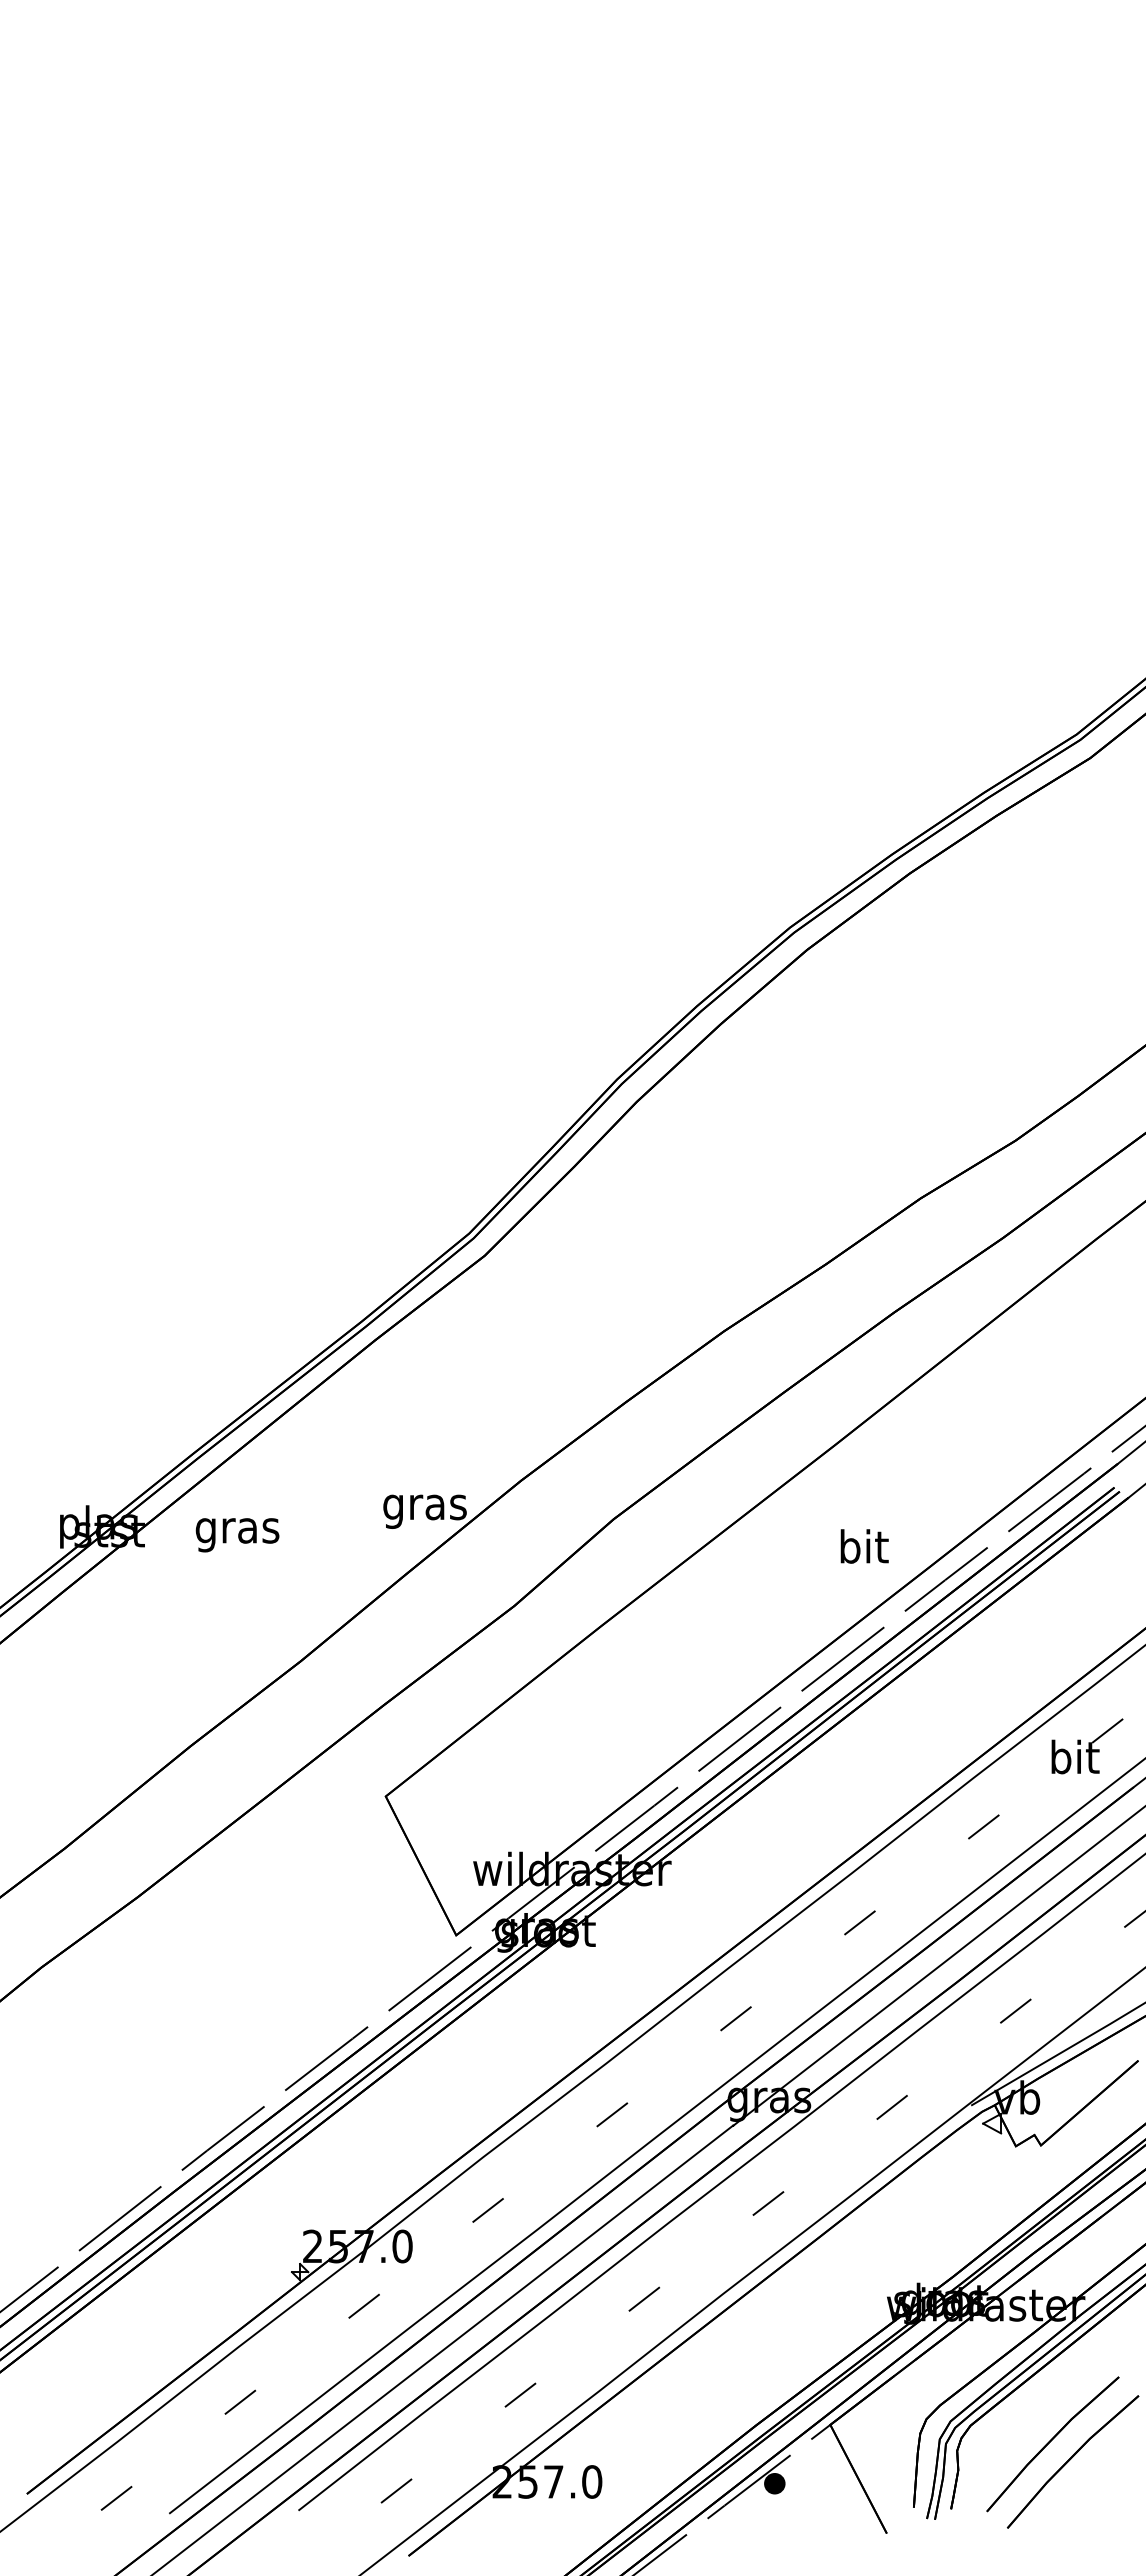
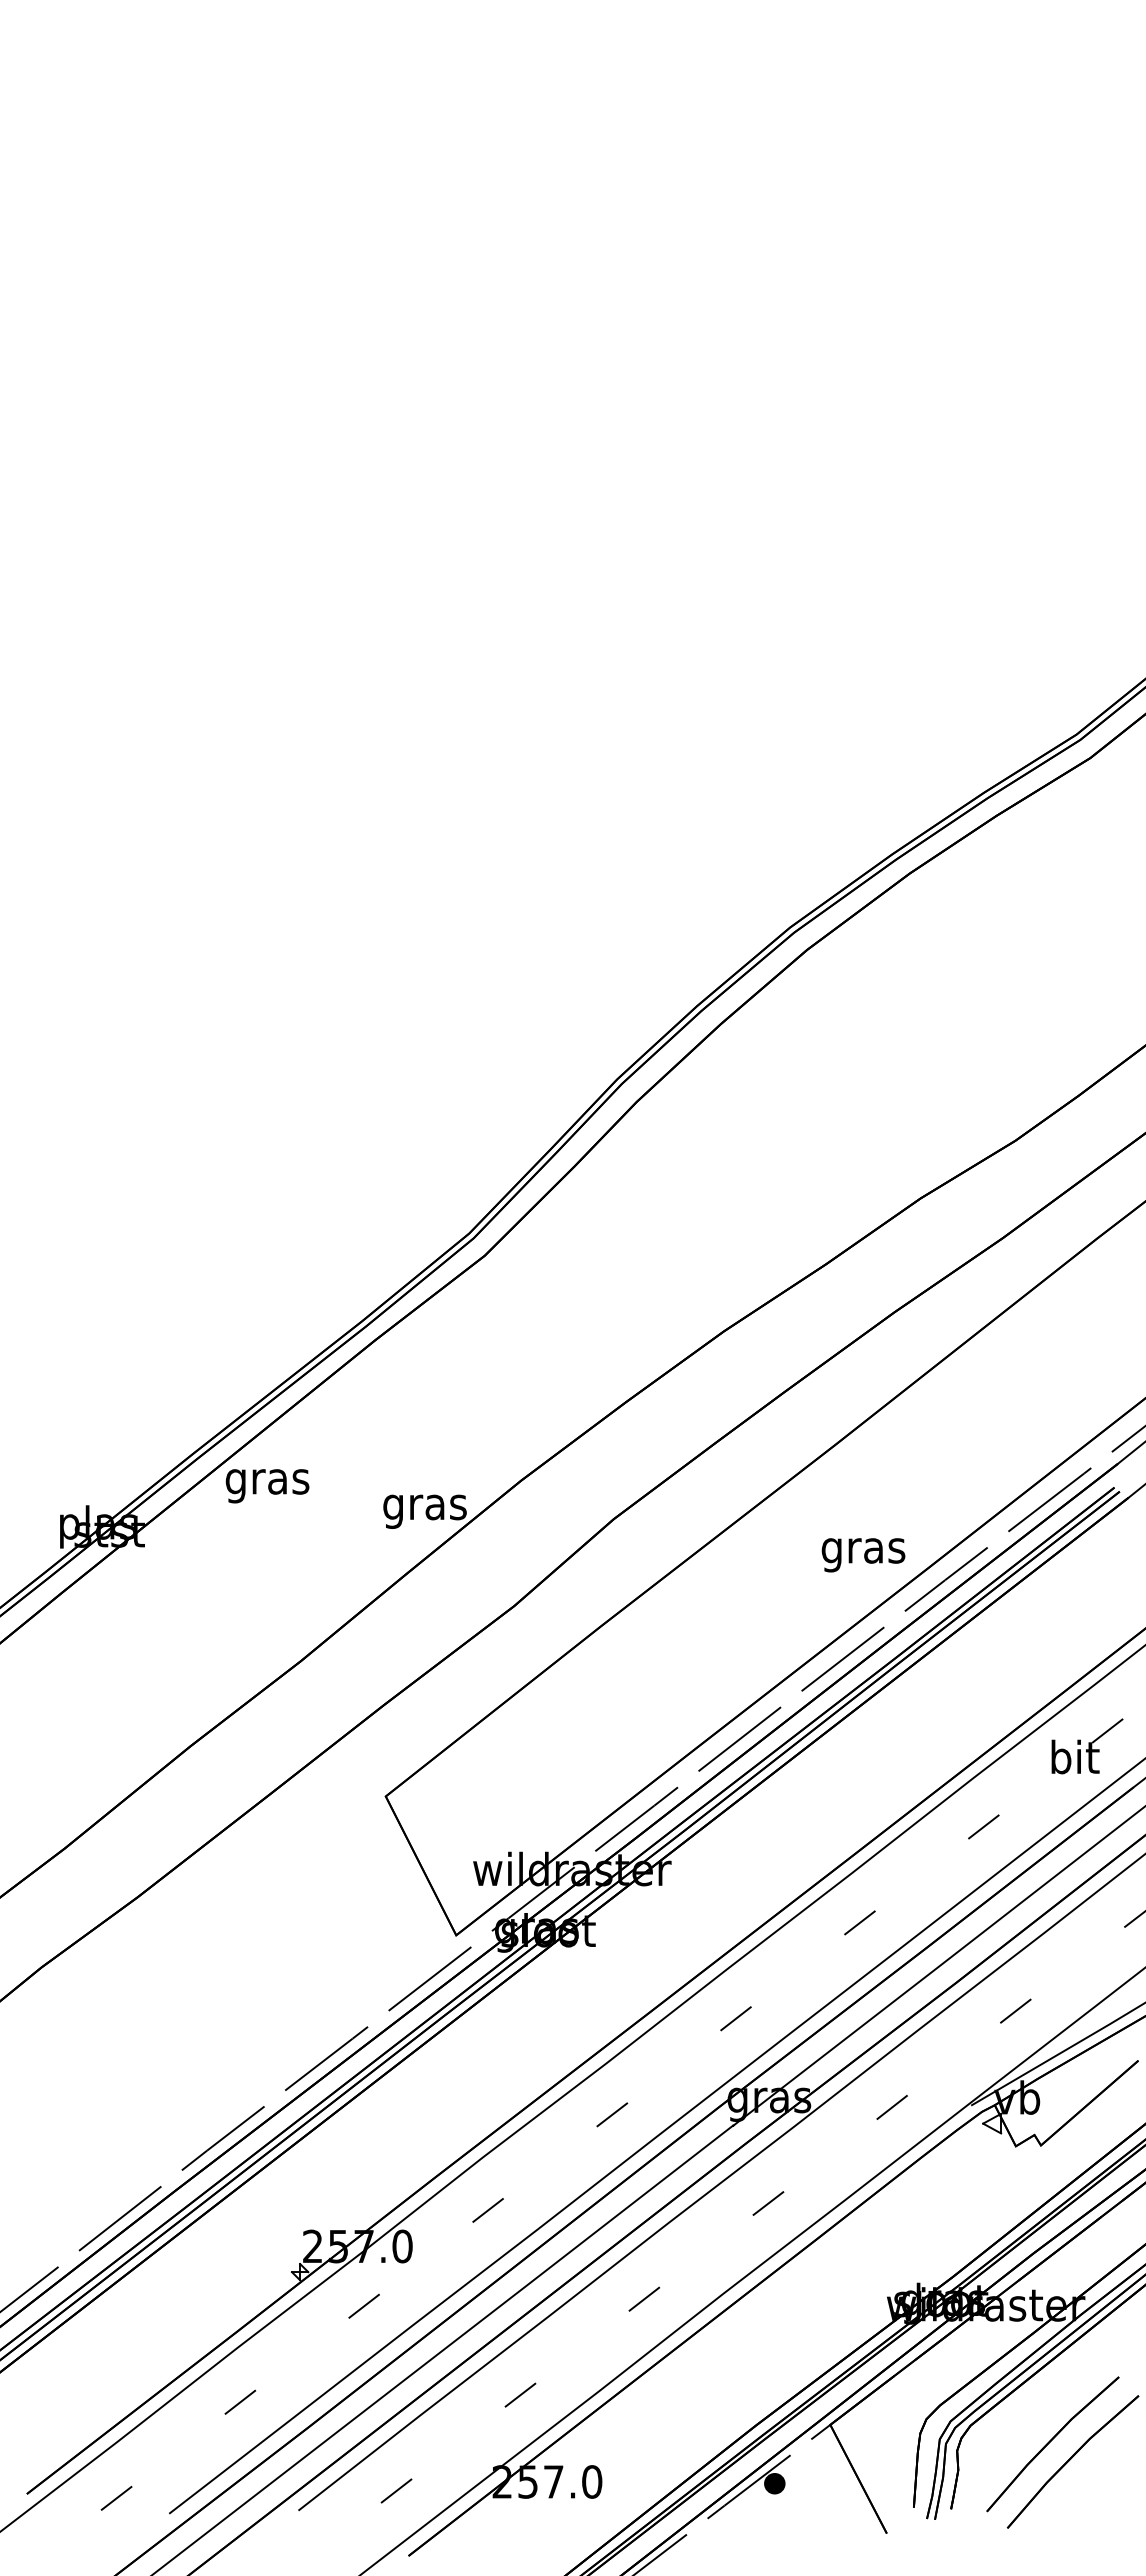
text position: (237, 1535) -> (267, 1486) (267, 1486)
text: bit -> gras (863, 1550)
